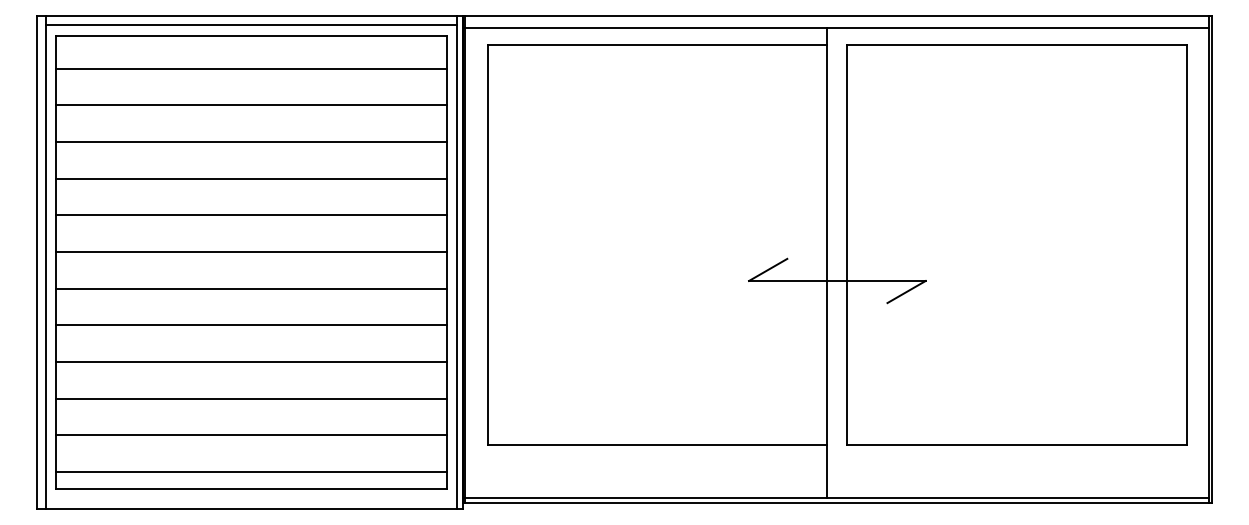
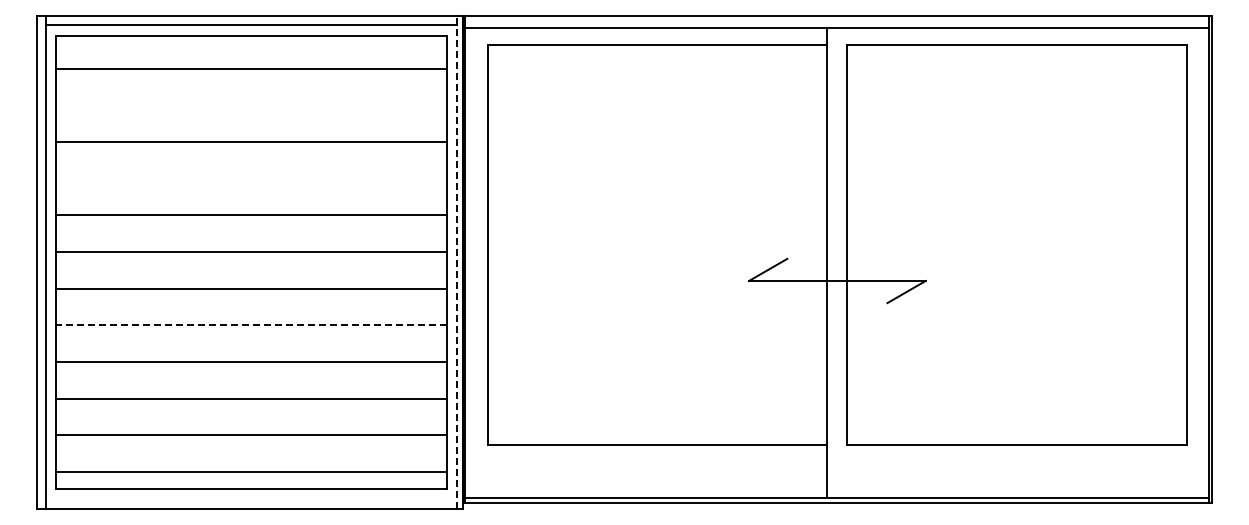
line: present -> none (251, 105)
line: present -> none (251, 178)
line: solid -> dashed (456, 262)
line: solid -> dashed (251, 325)
